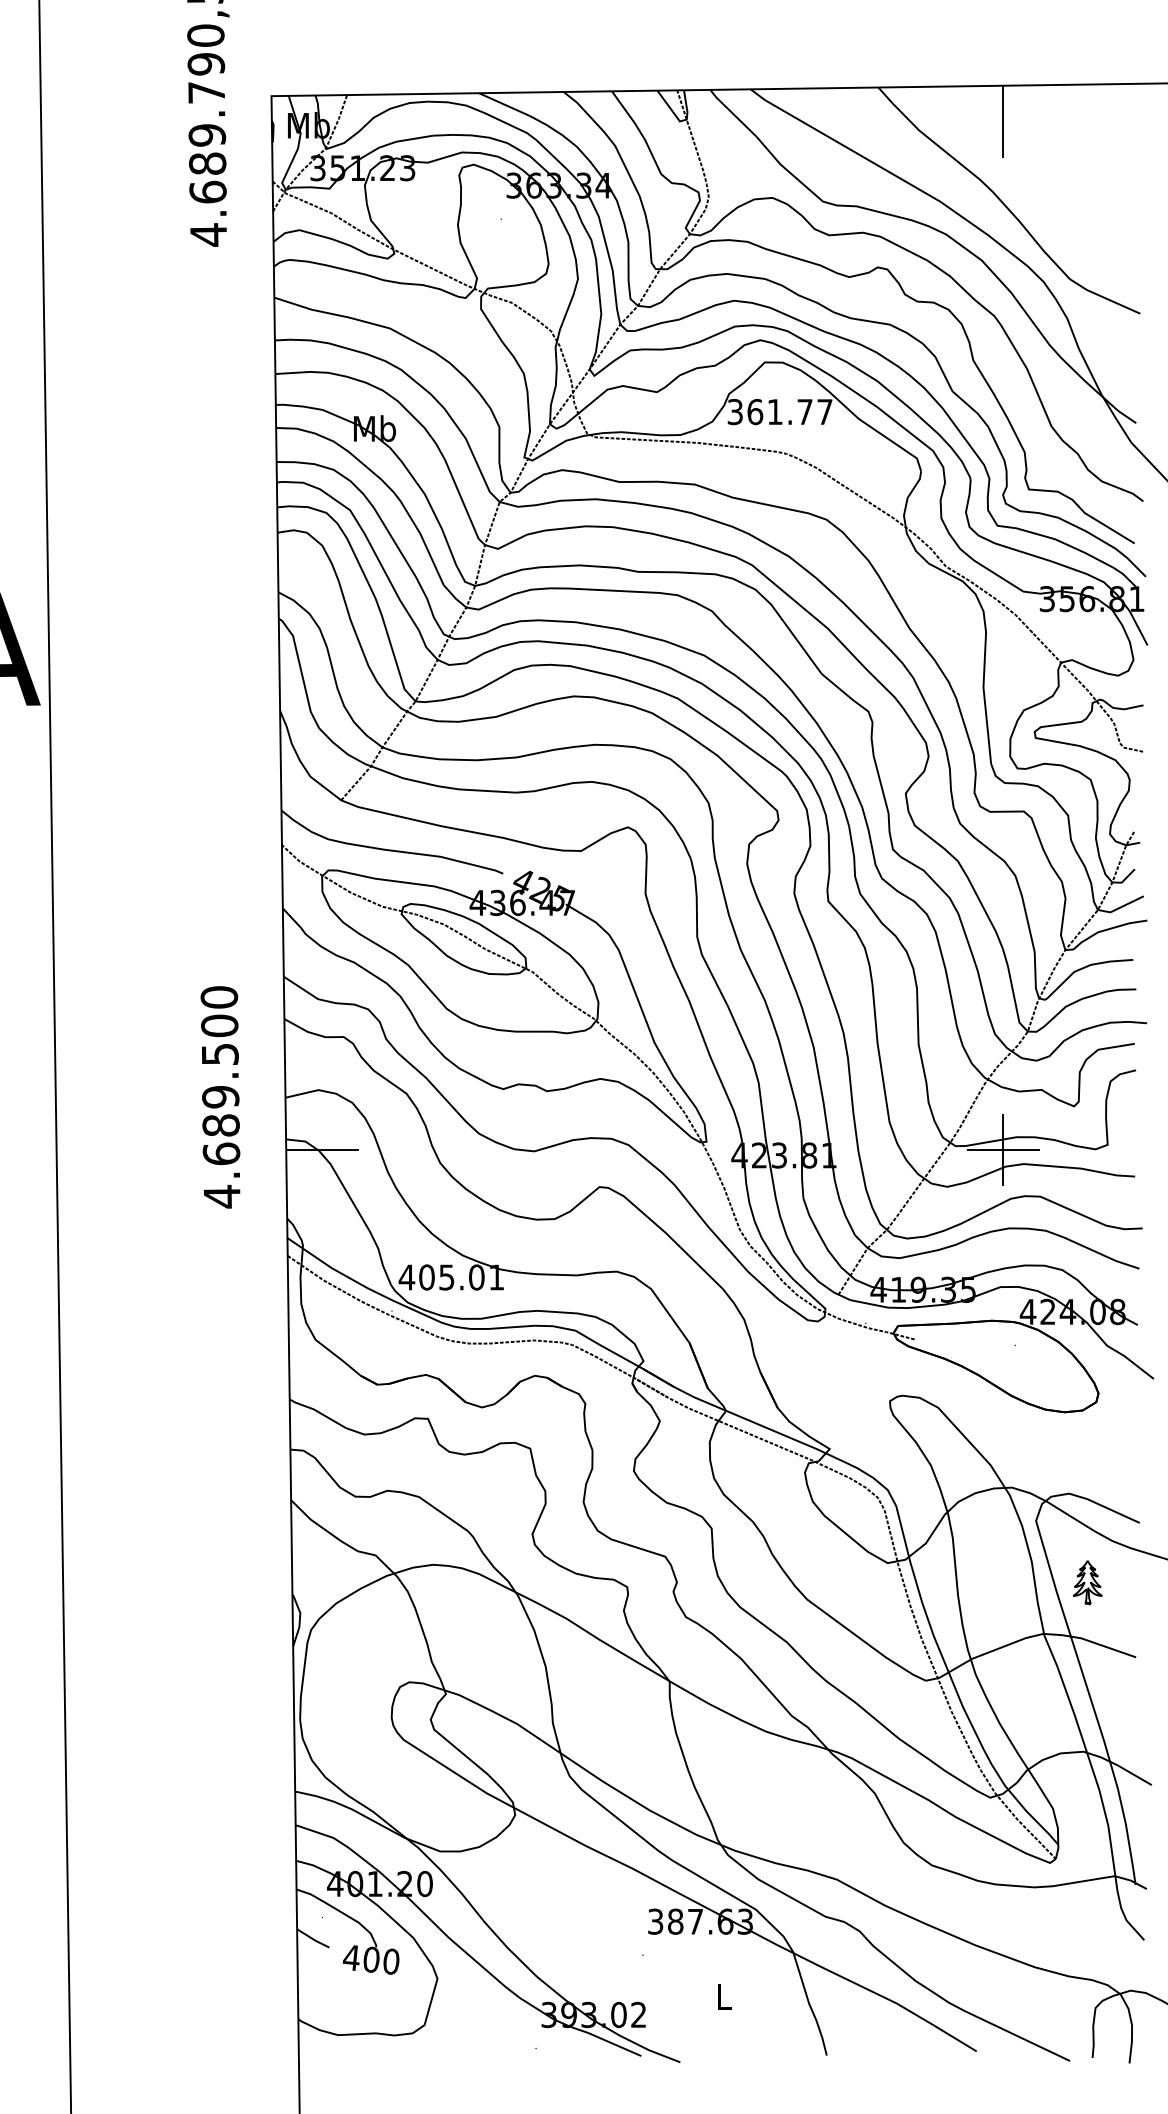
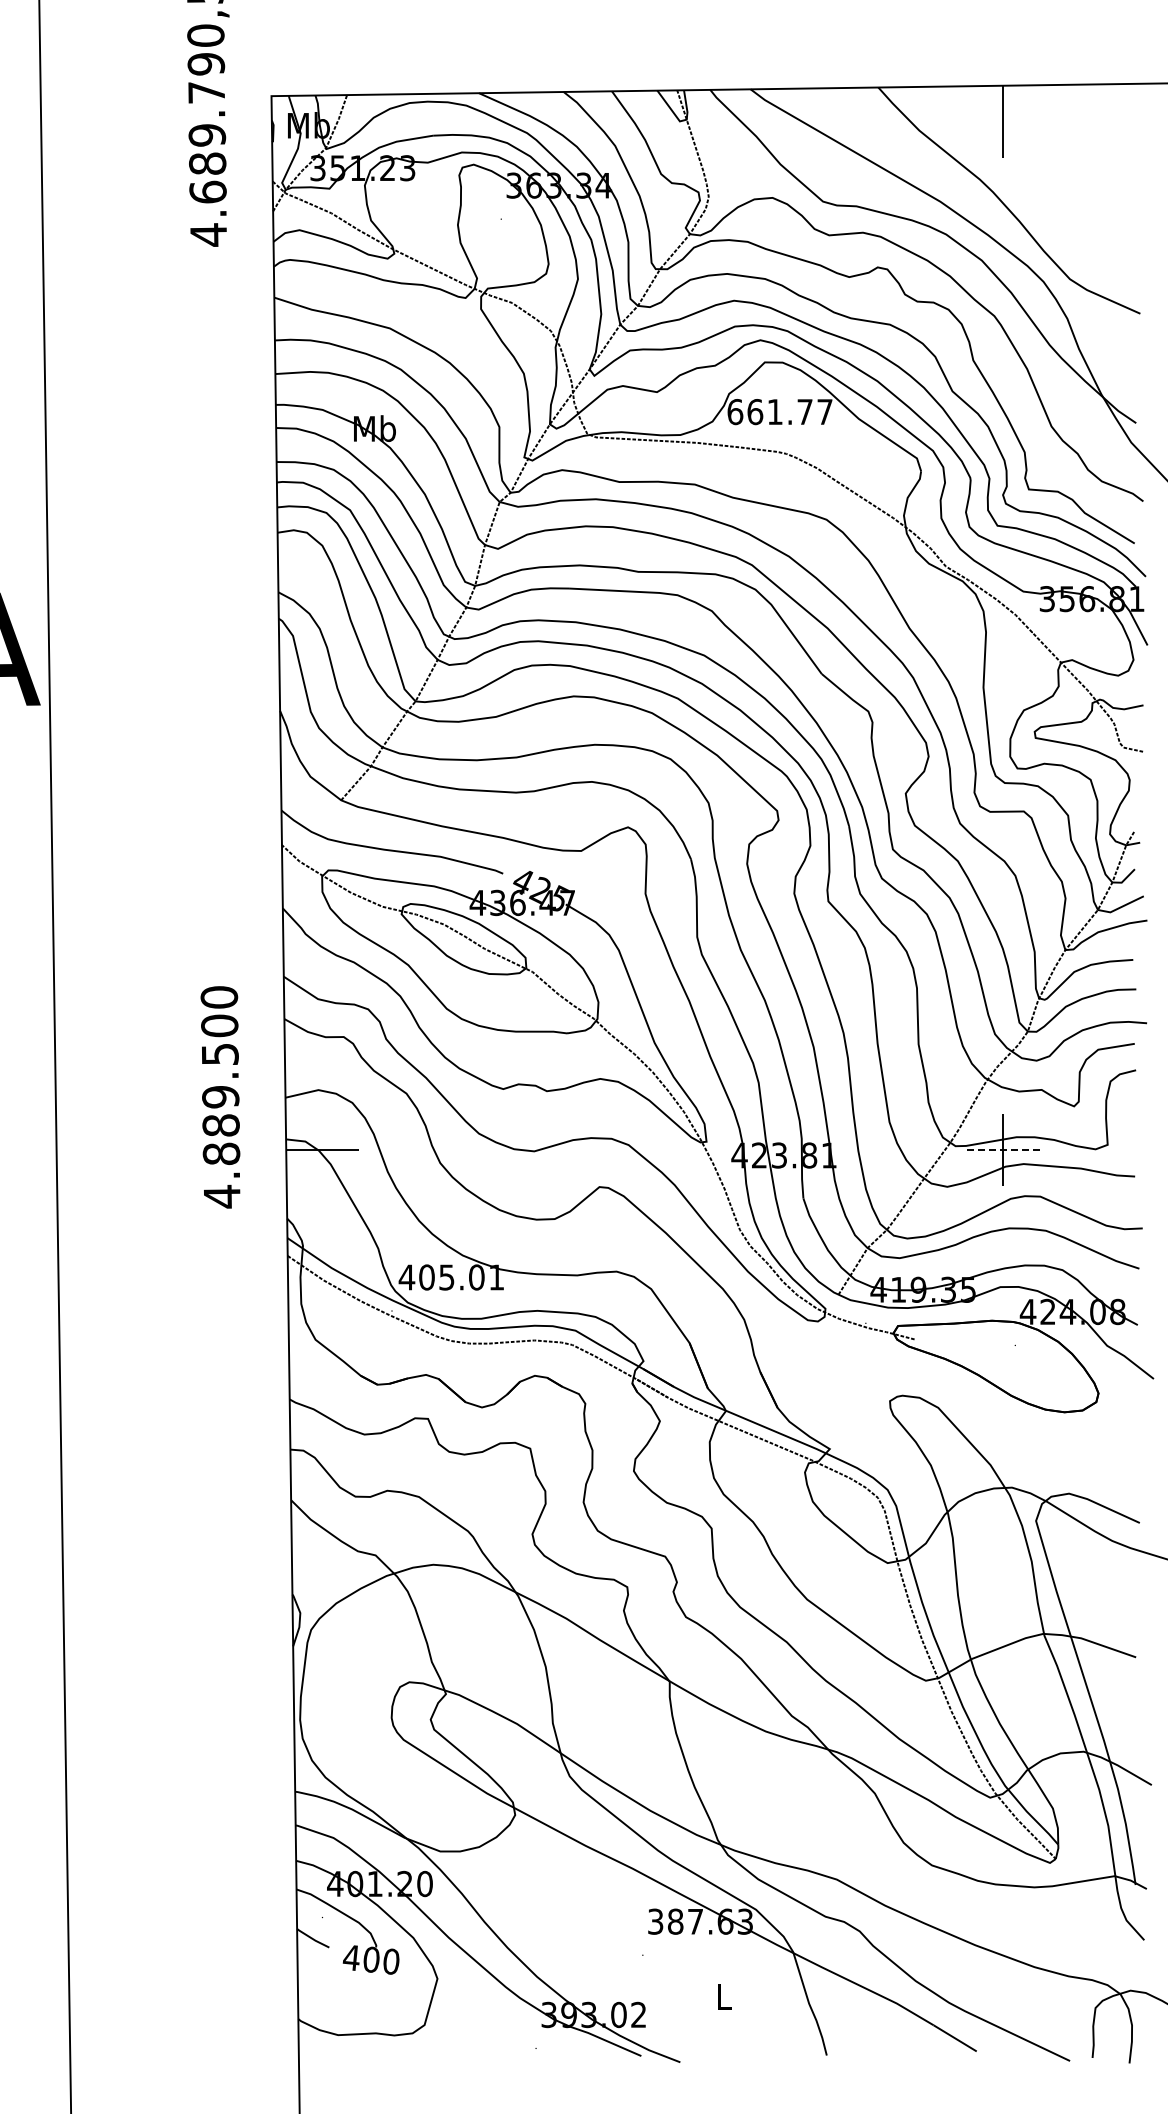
text: 361.77 -> 661.77 (735, 412)
line: solid -> dashed (1003, 1150)
text: 4.689.500 -> 4.889.500 (221, 1153)
part: present -> none (1087, 1582)
